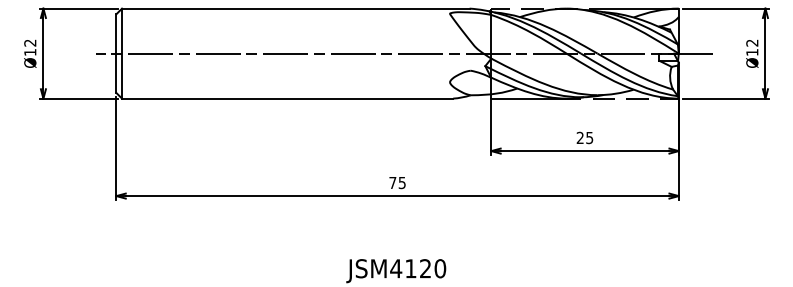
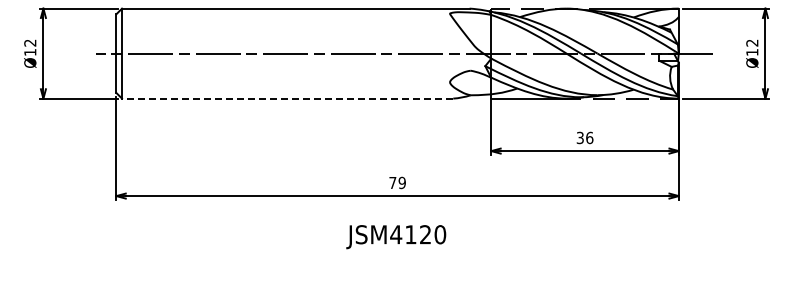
line: solid -> dashed (287, 98)
text: 25 -> 36 (584, 137)
text: 75 -> 79 (401, 182)
text position: (396, 271) -> (396, 237) (396, 237)
